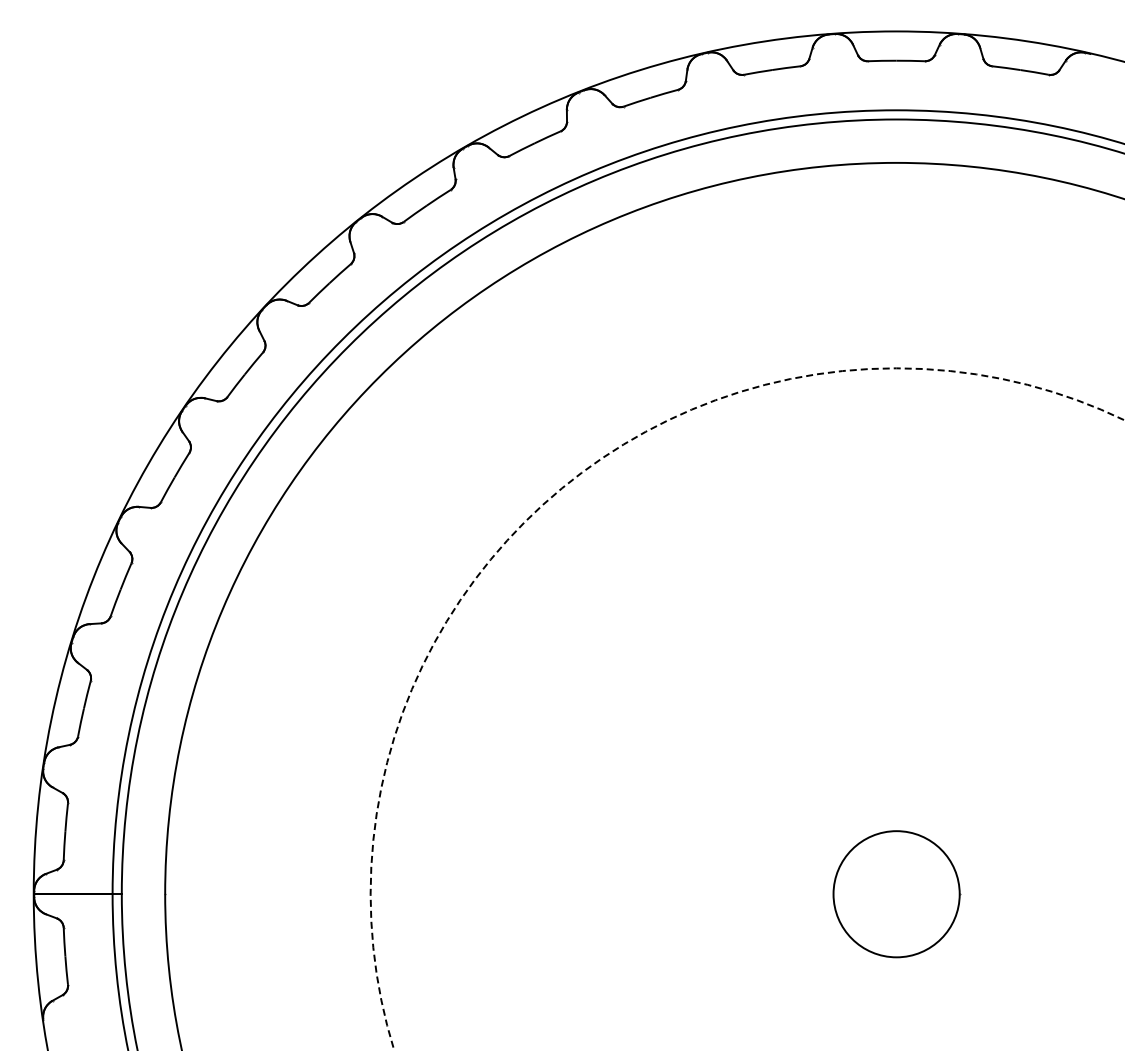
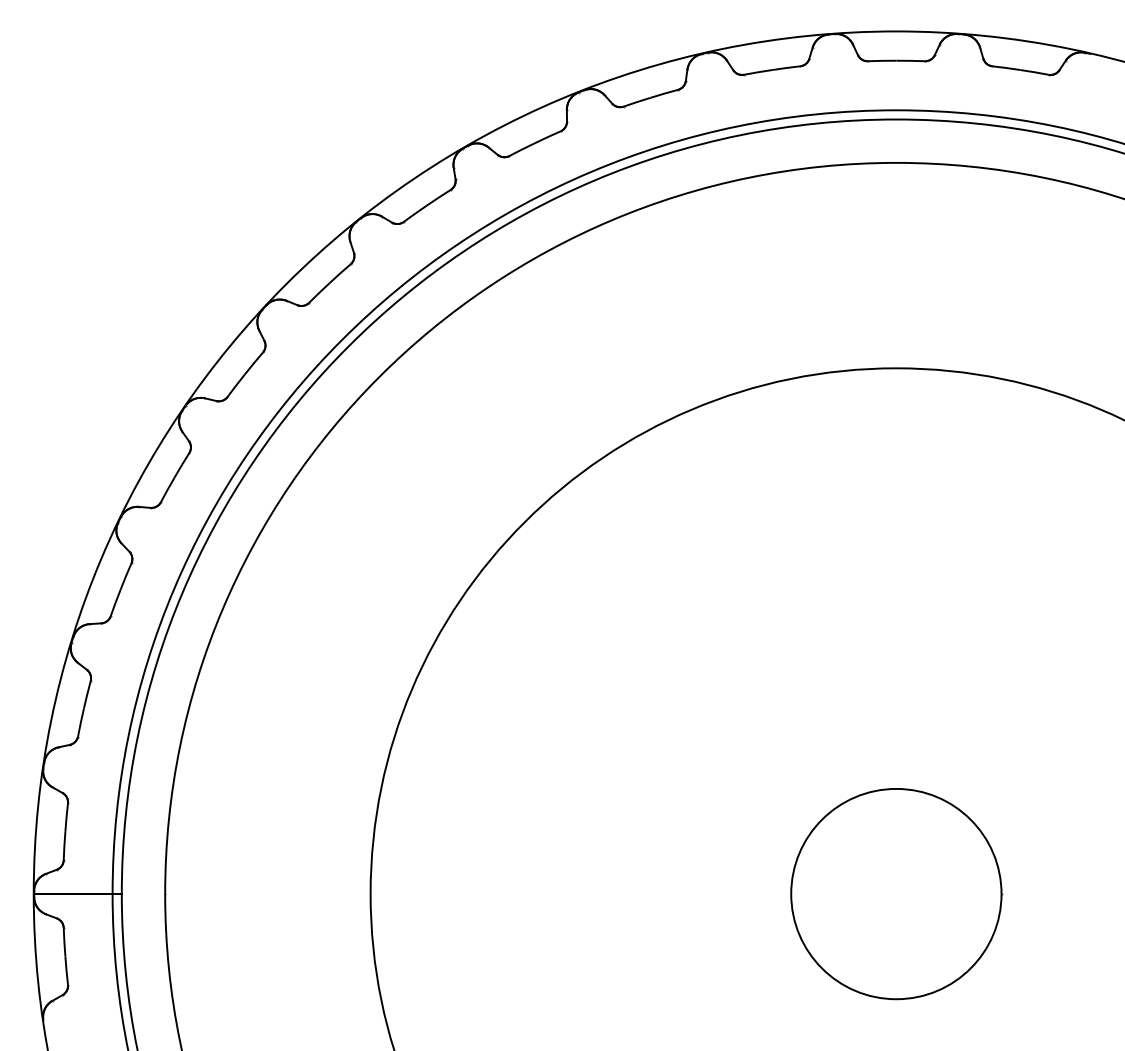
circle: dashed -> solid (747, 709)
part size: 130x129 px -> 214x213 px (896, 894)
